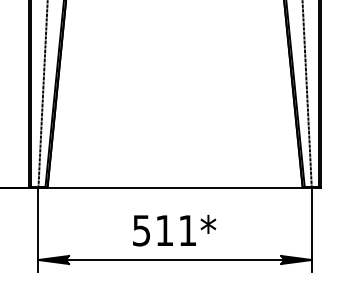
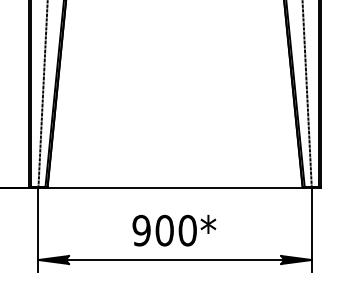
text: 511* -> 900* (164, 230)
